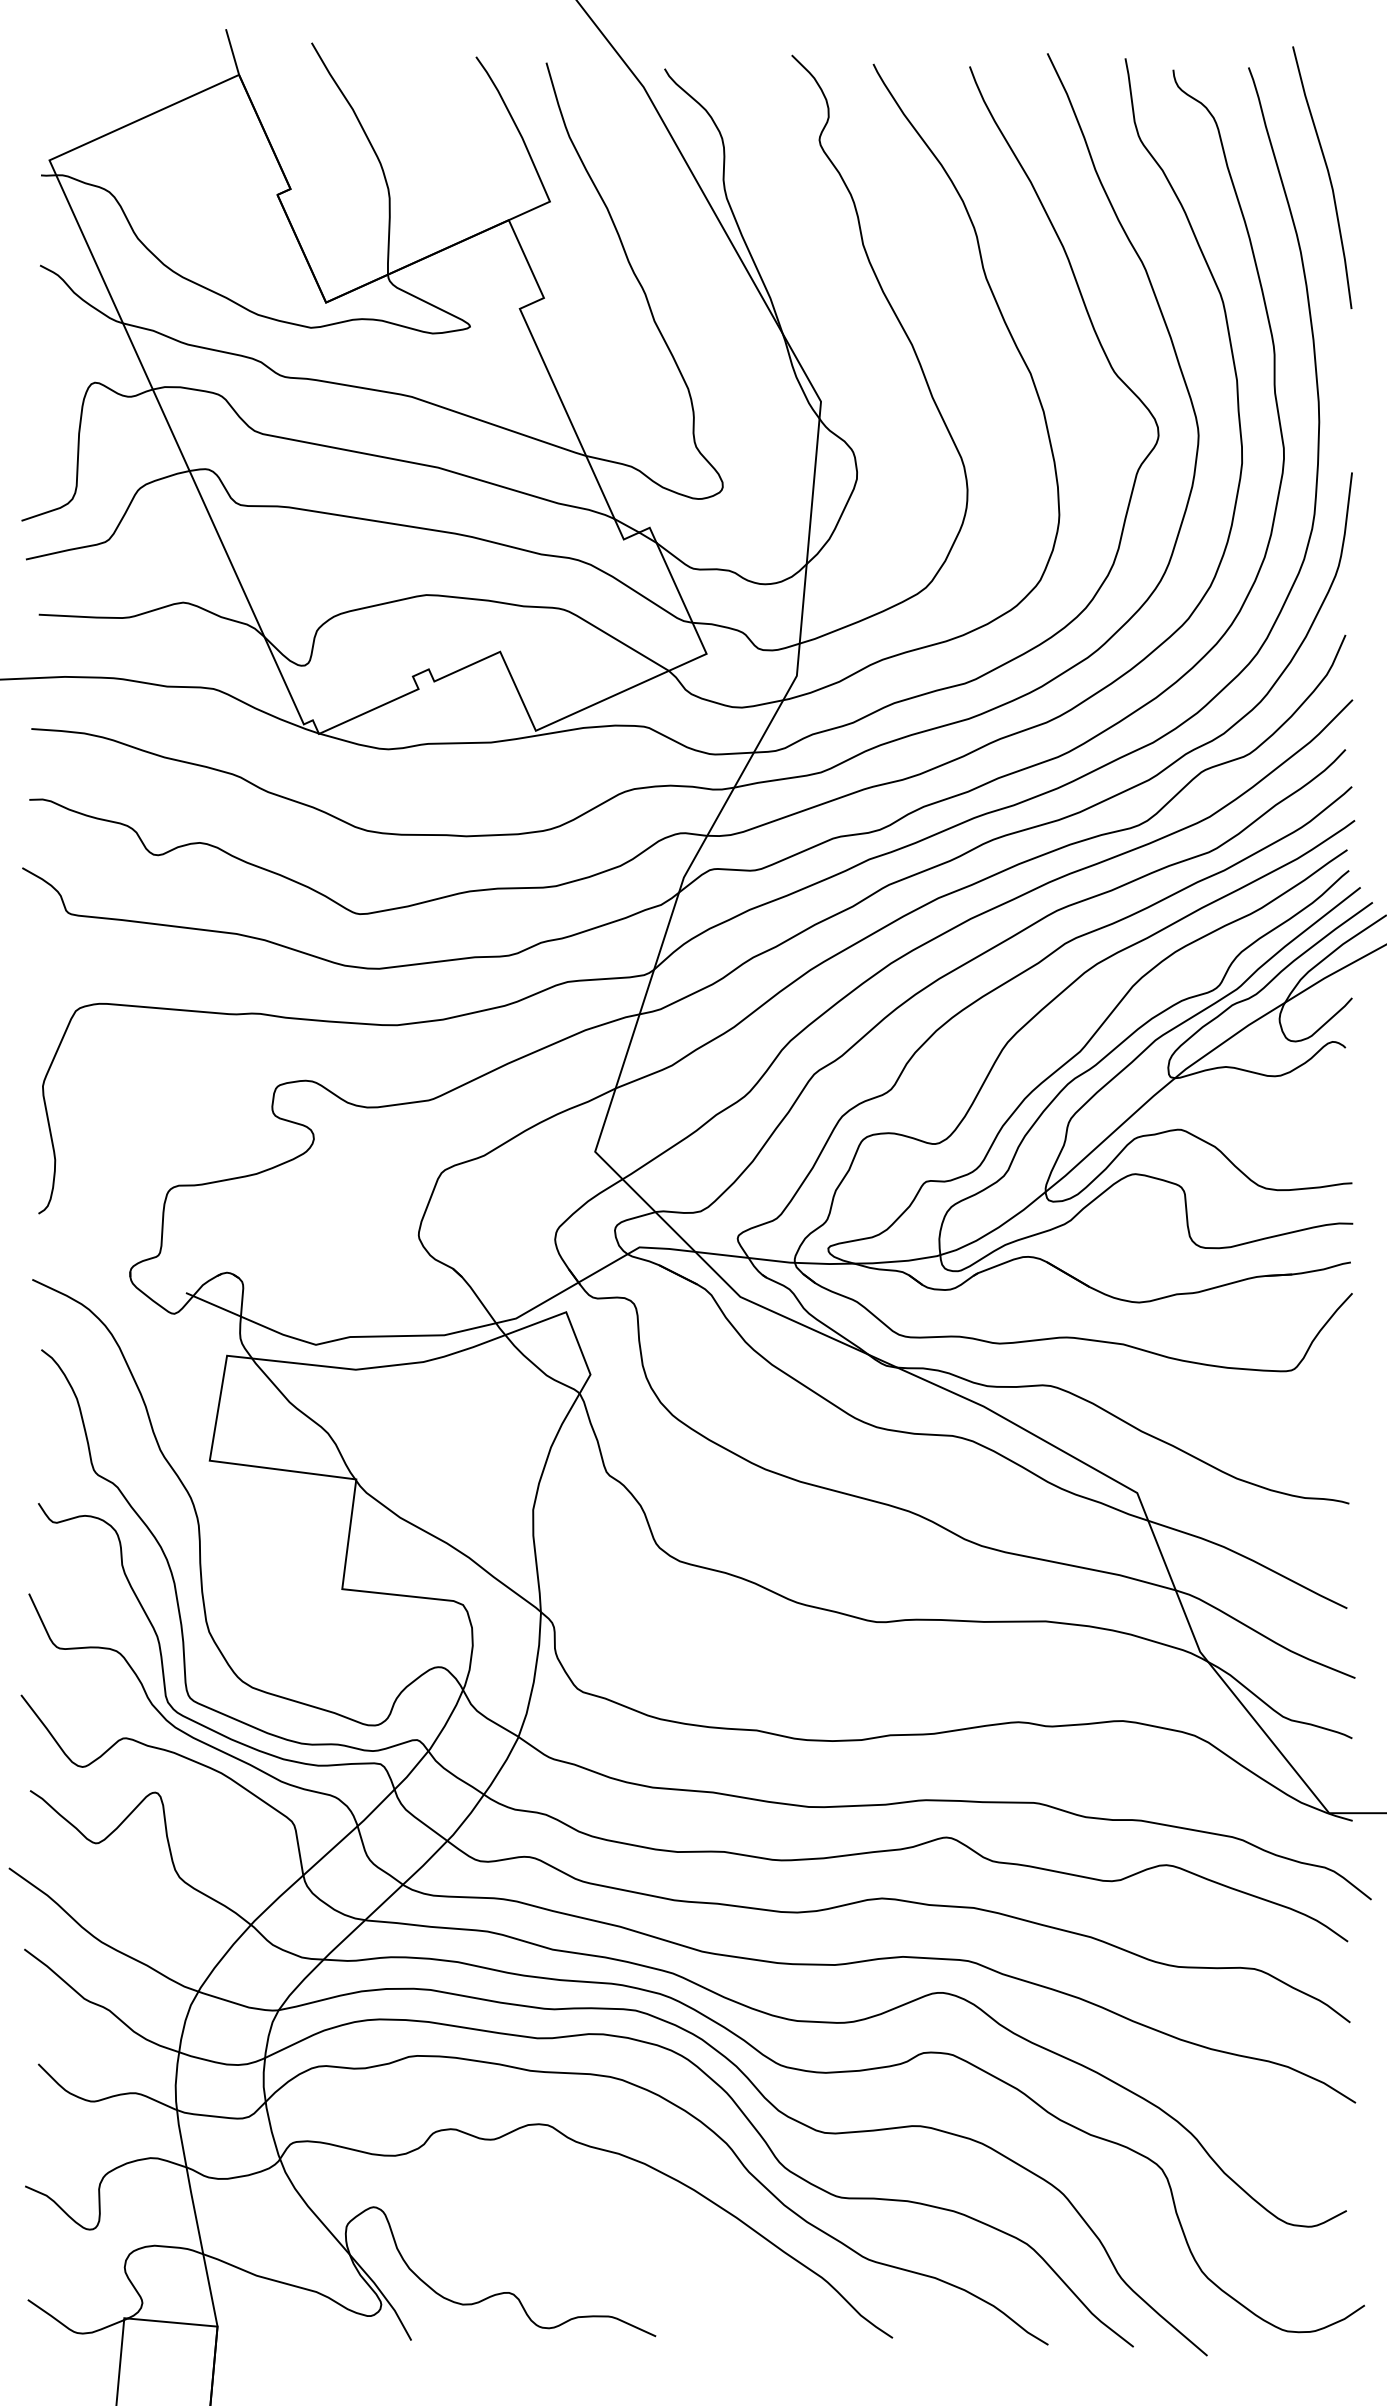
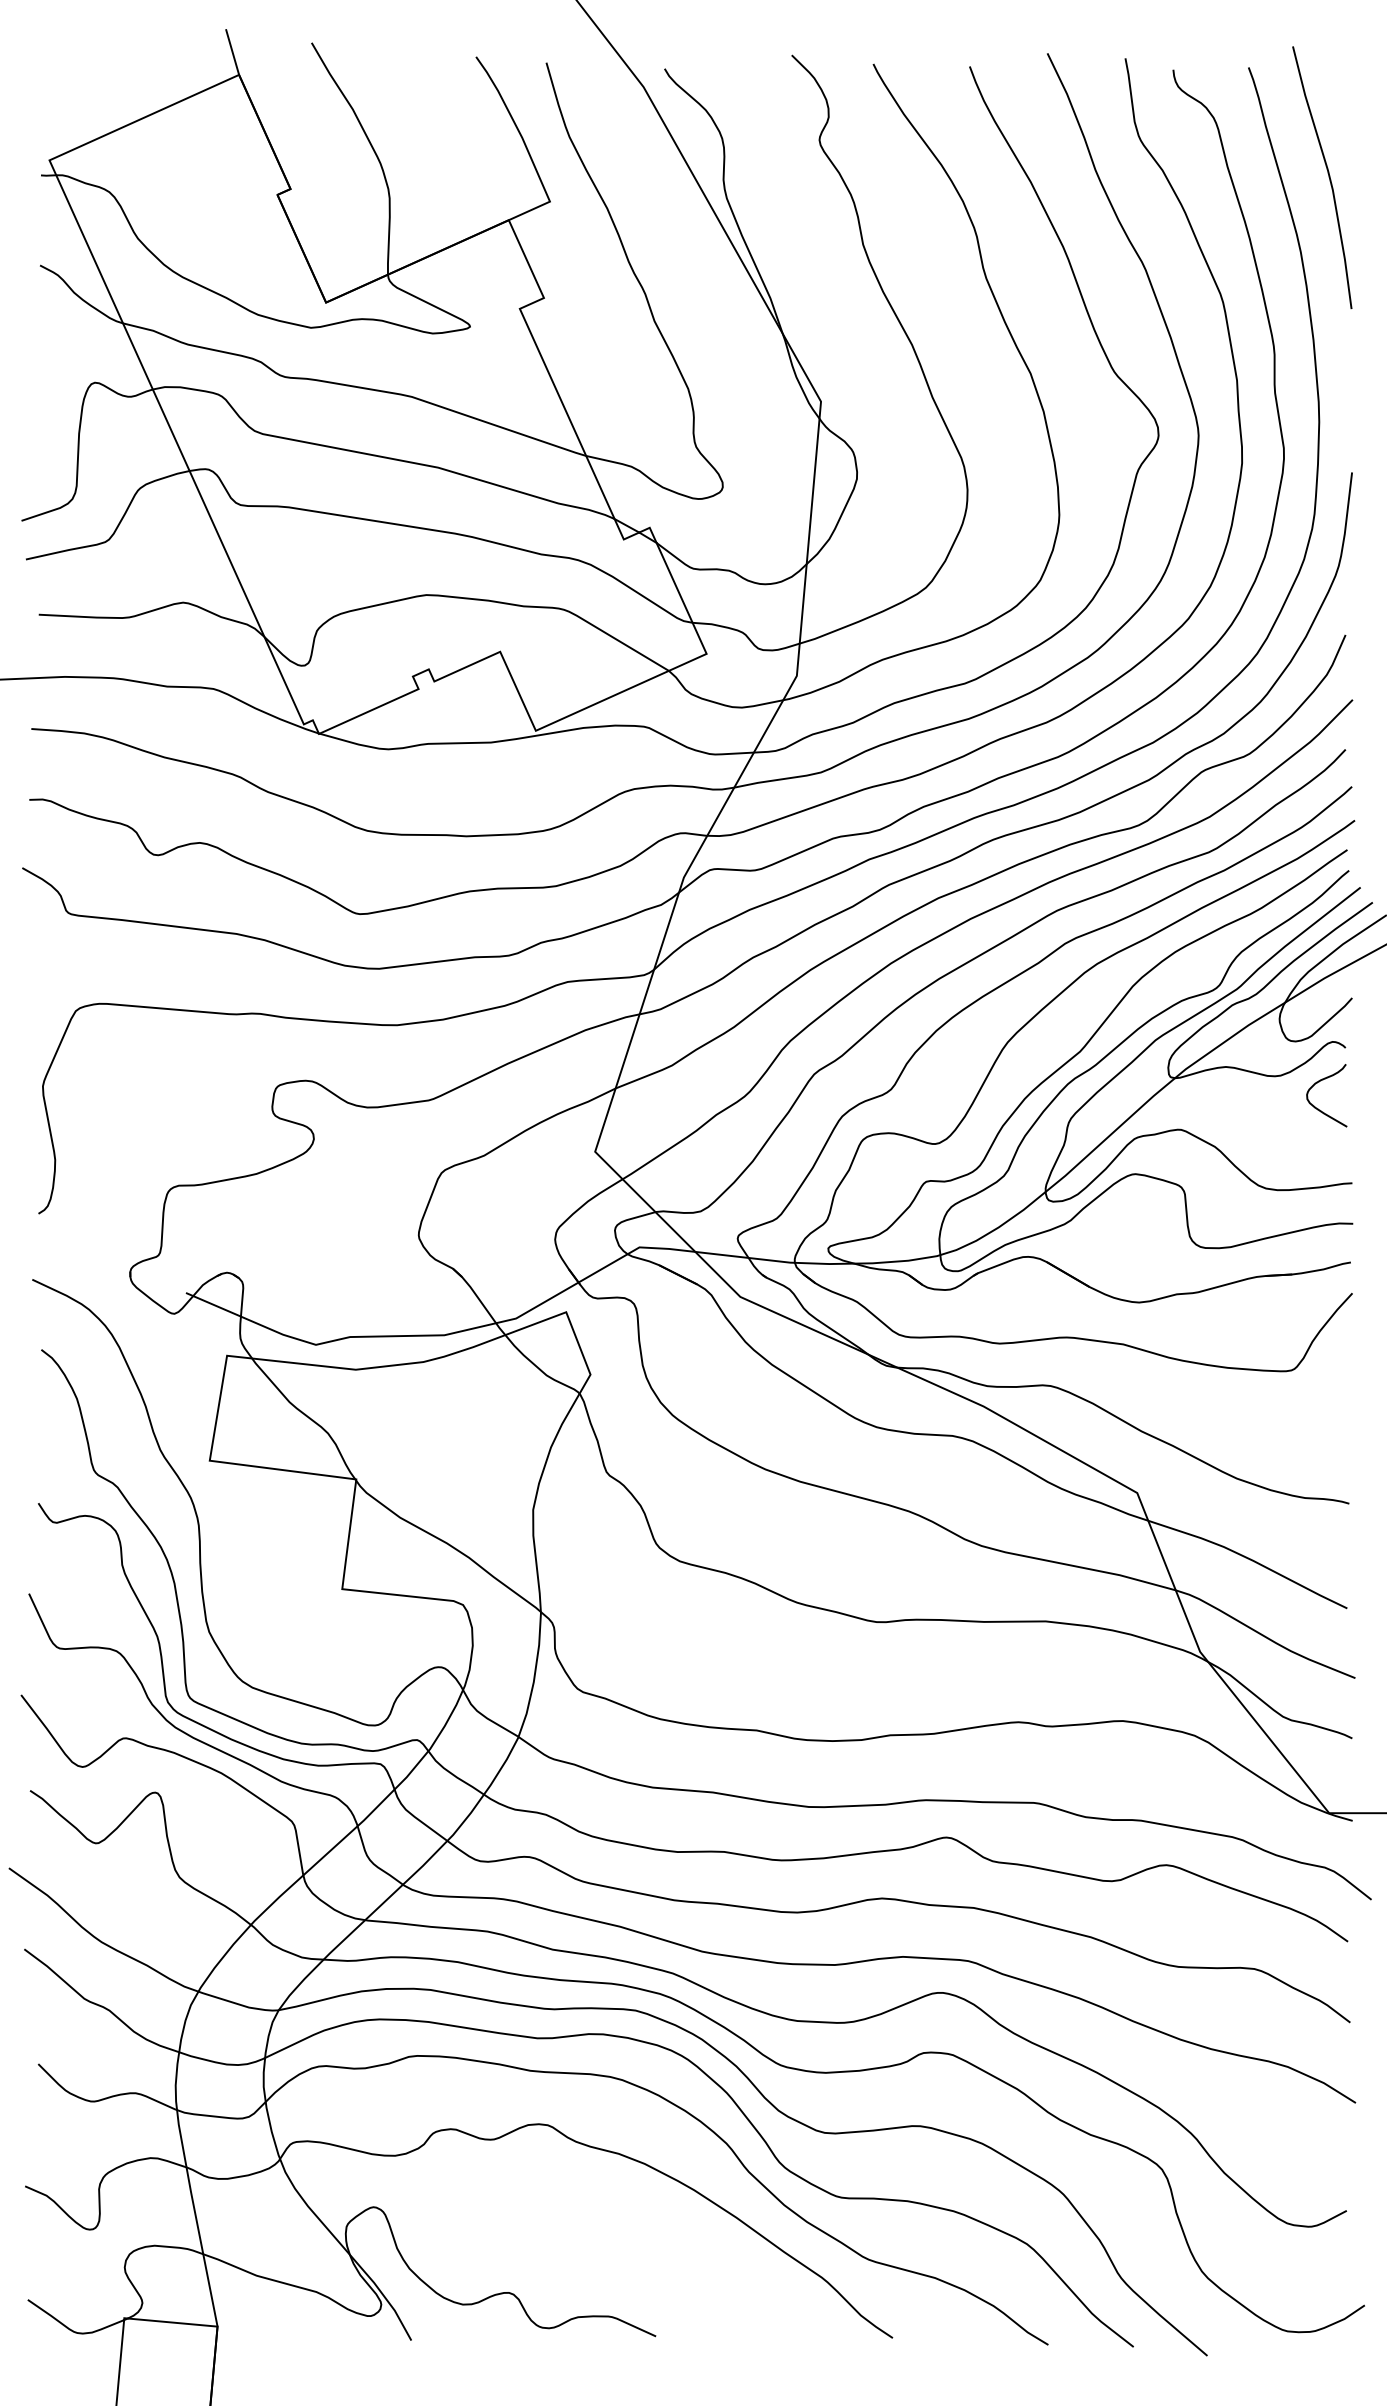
curve: none -> present (1319, 1082)
